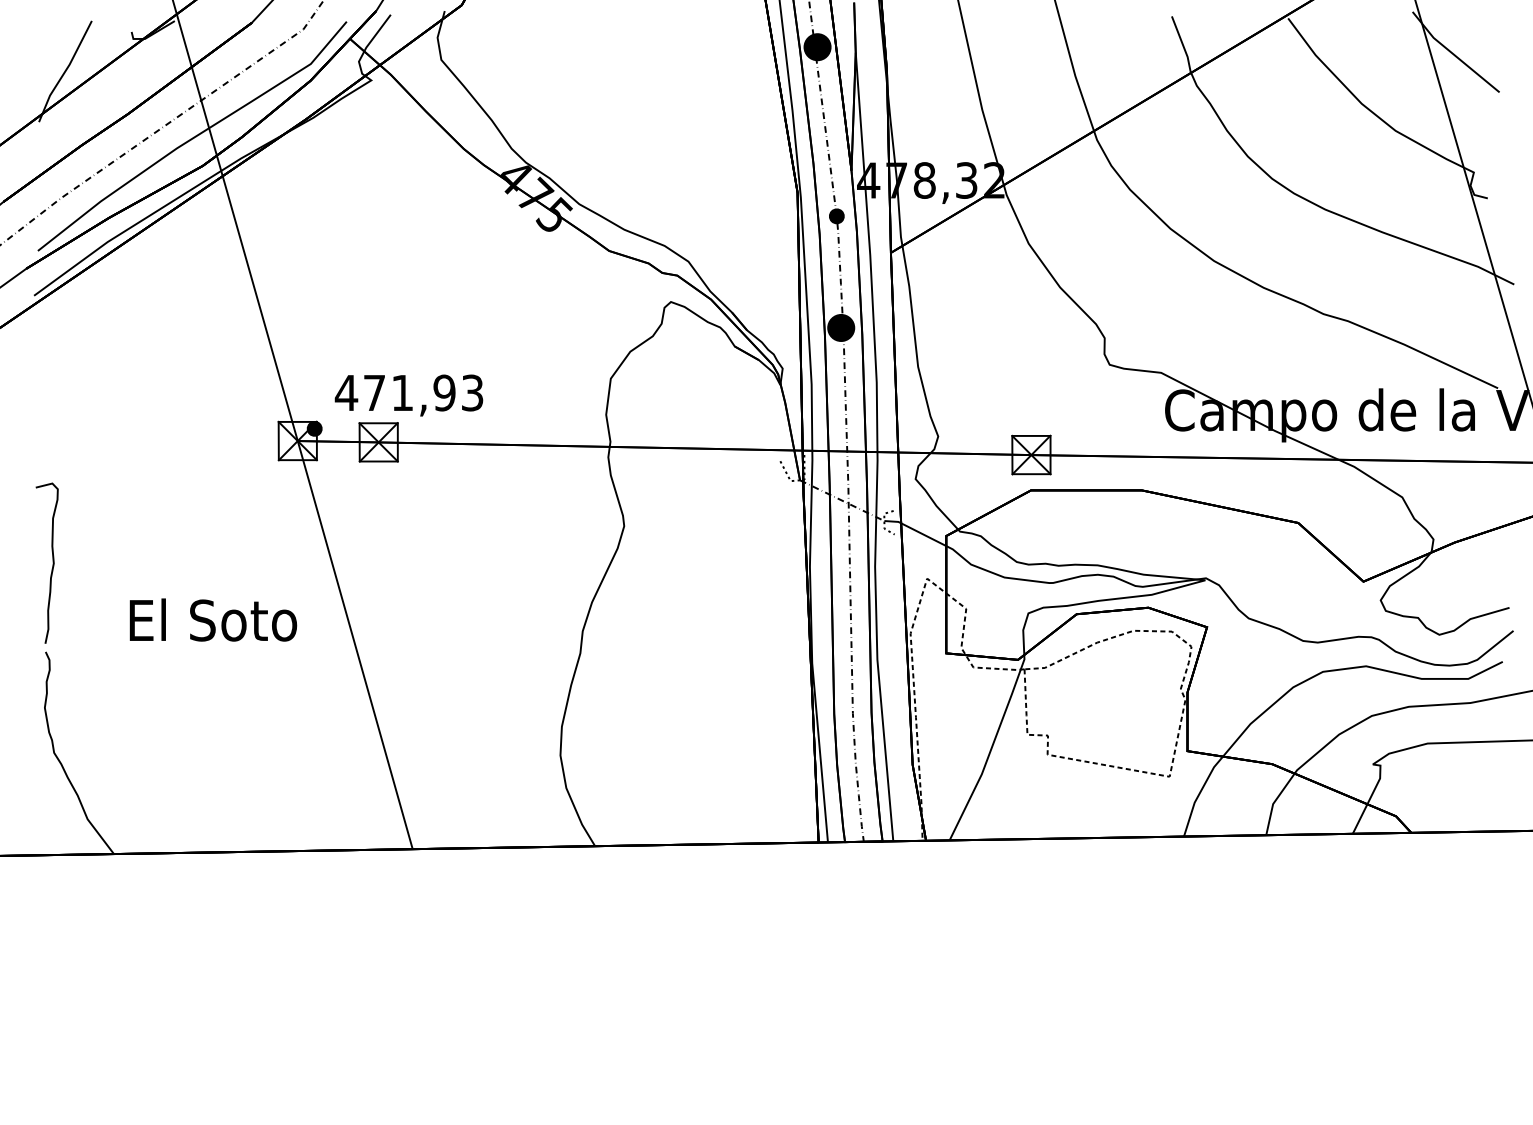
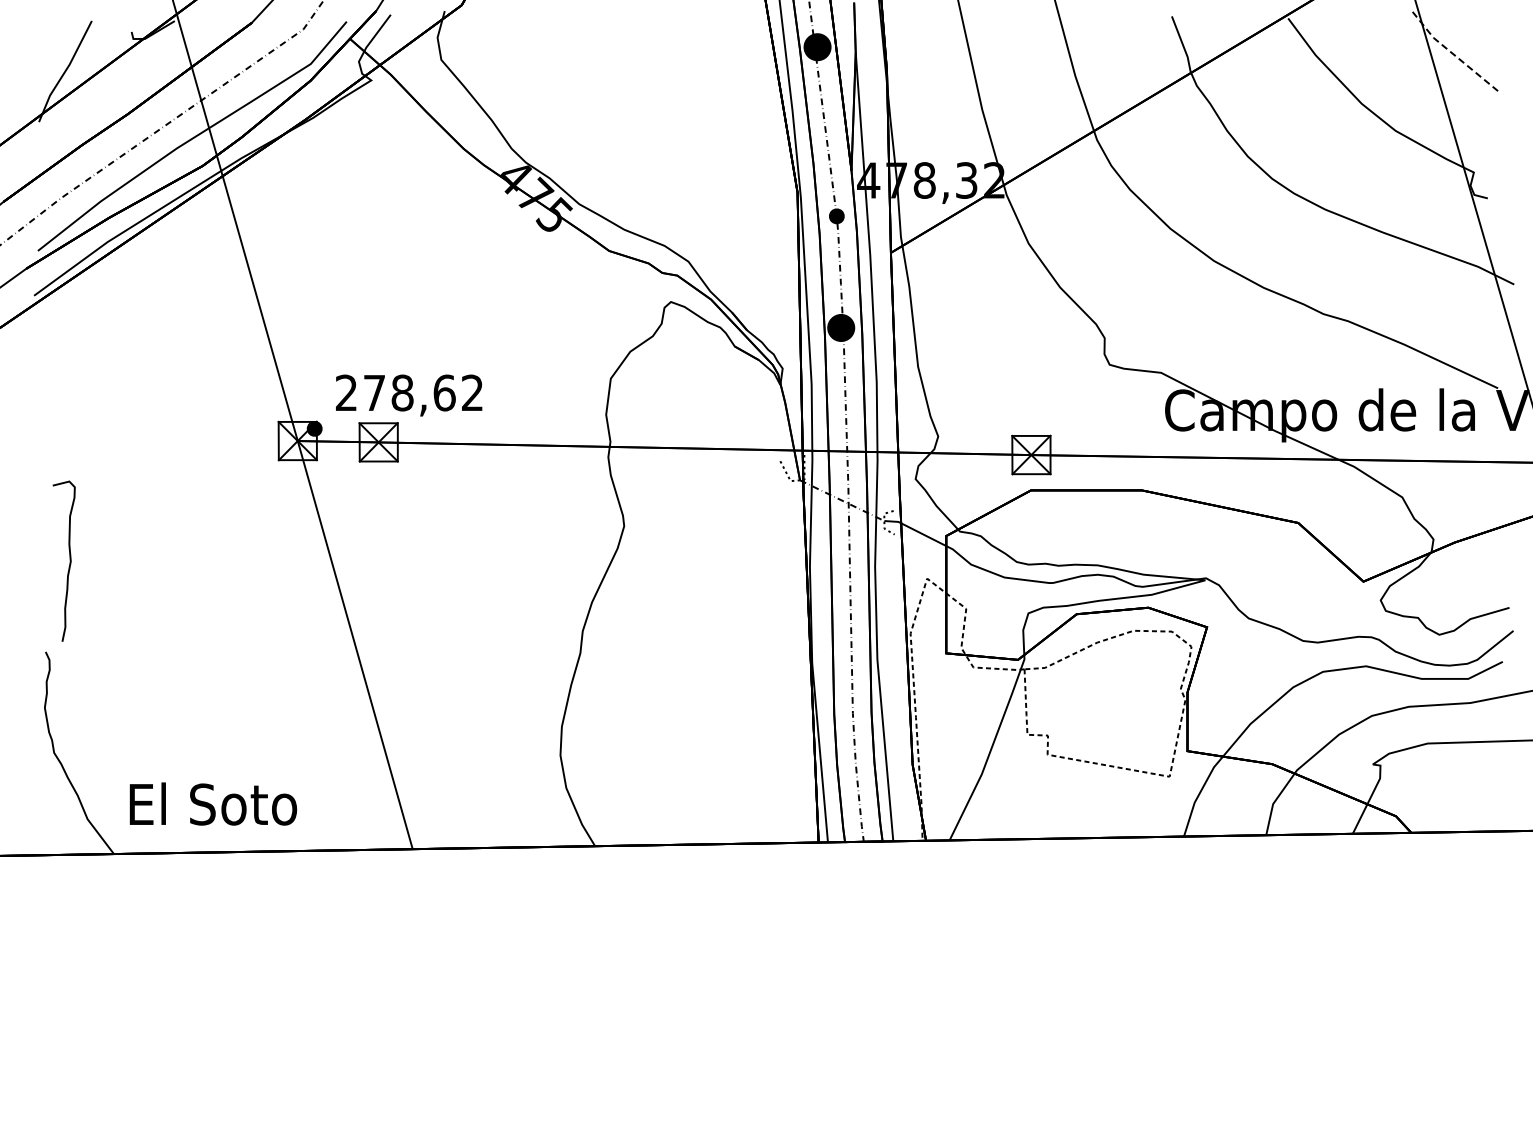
line: solid -> dashed (1453, 54)
text: 471,93 -> 278,62 (408, 392)
curve position: (52, 562) -> (69, 560) (69, 560)
text position: (213, 619) -> (213, 803) (213, 803)
